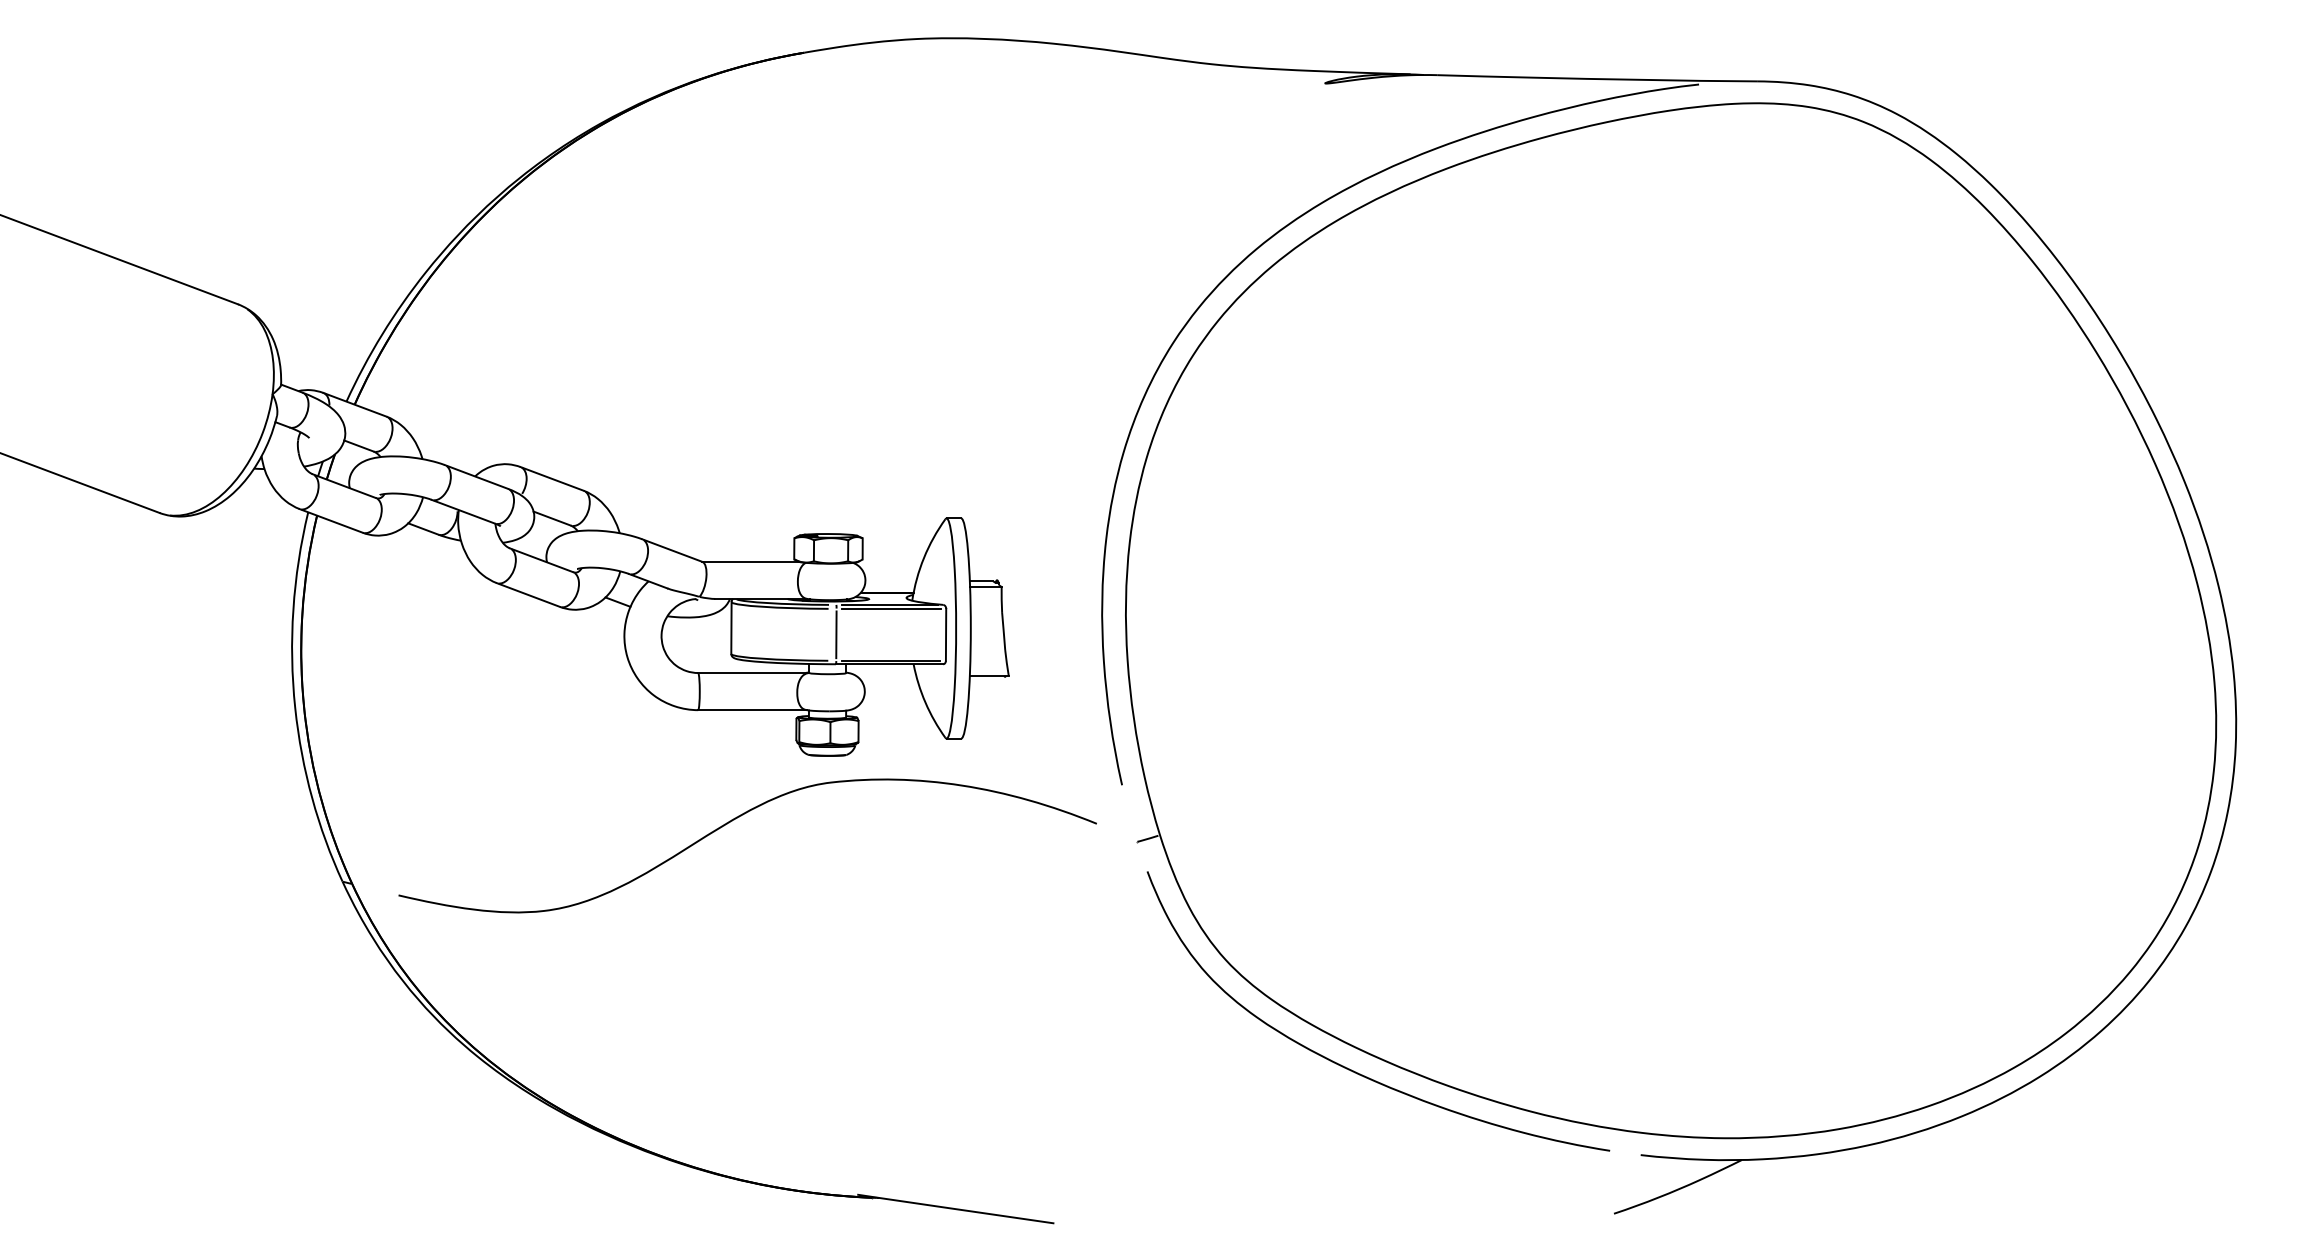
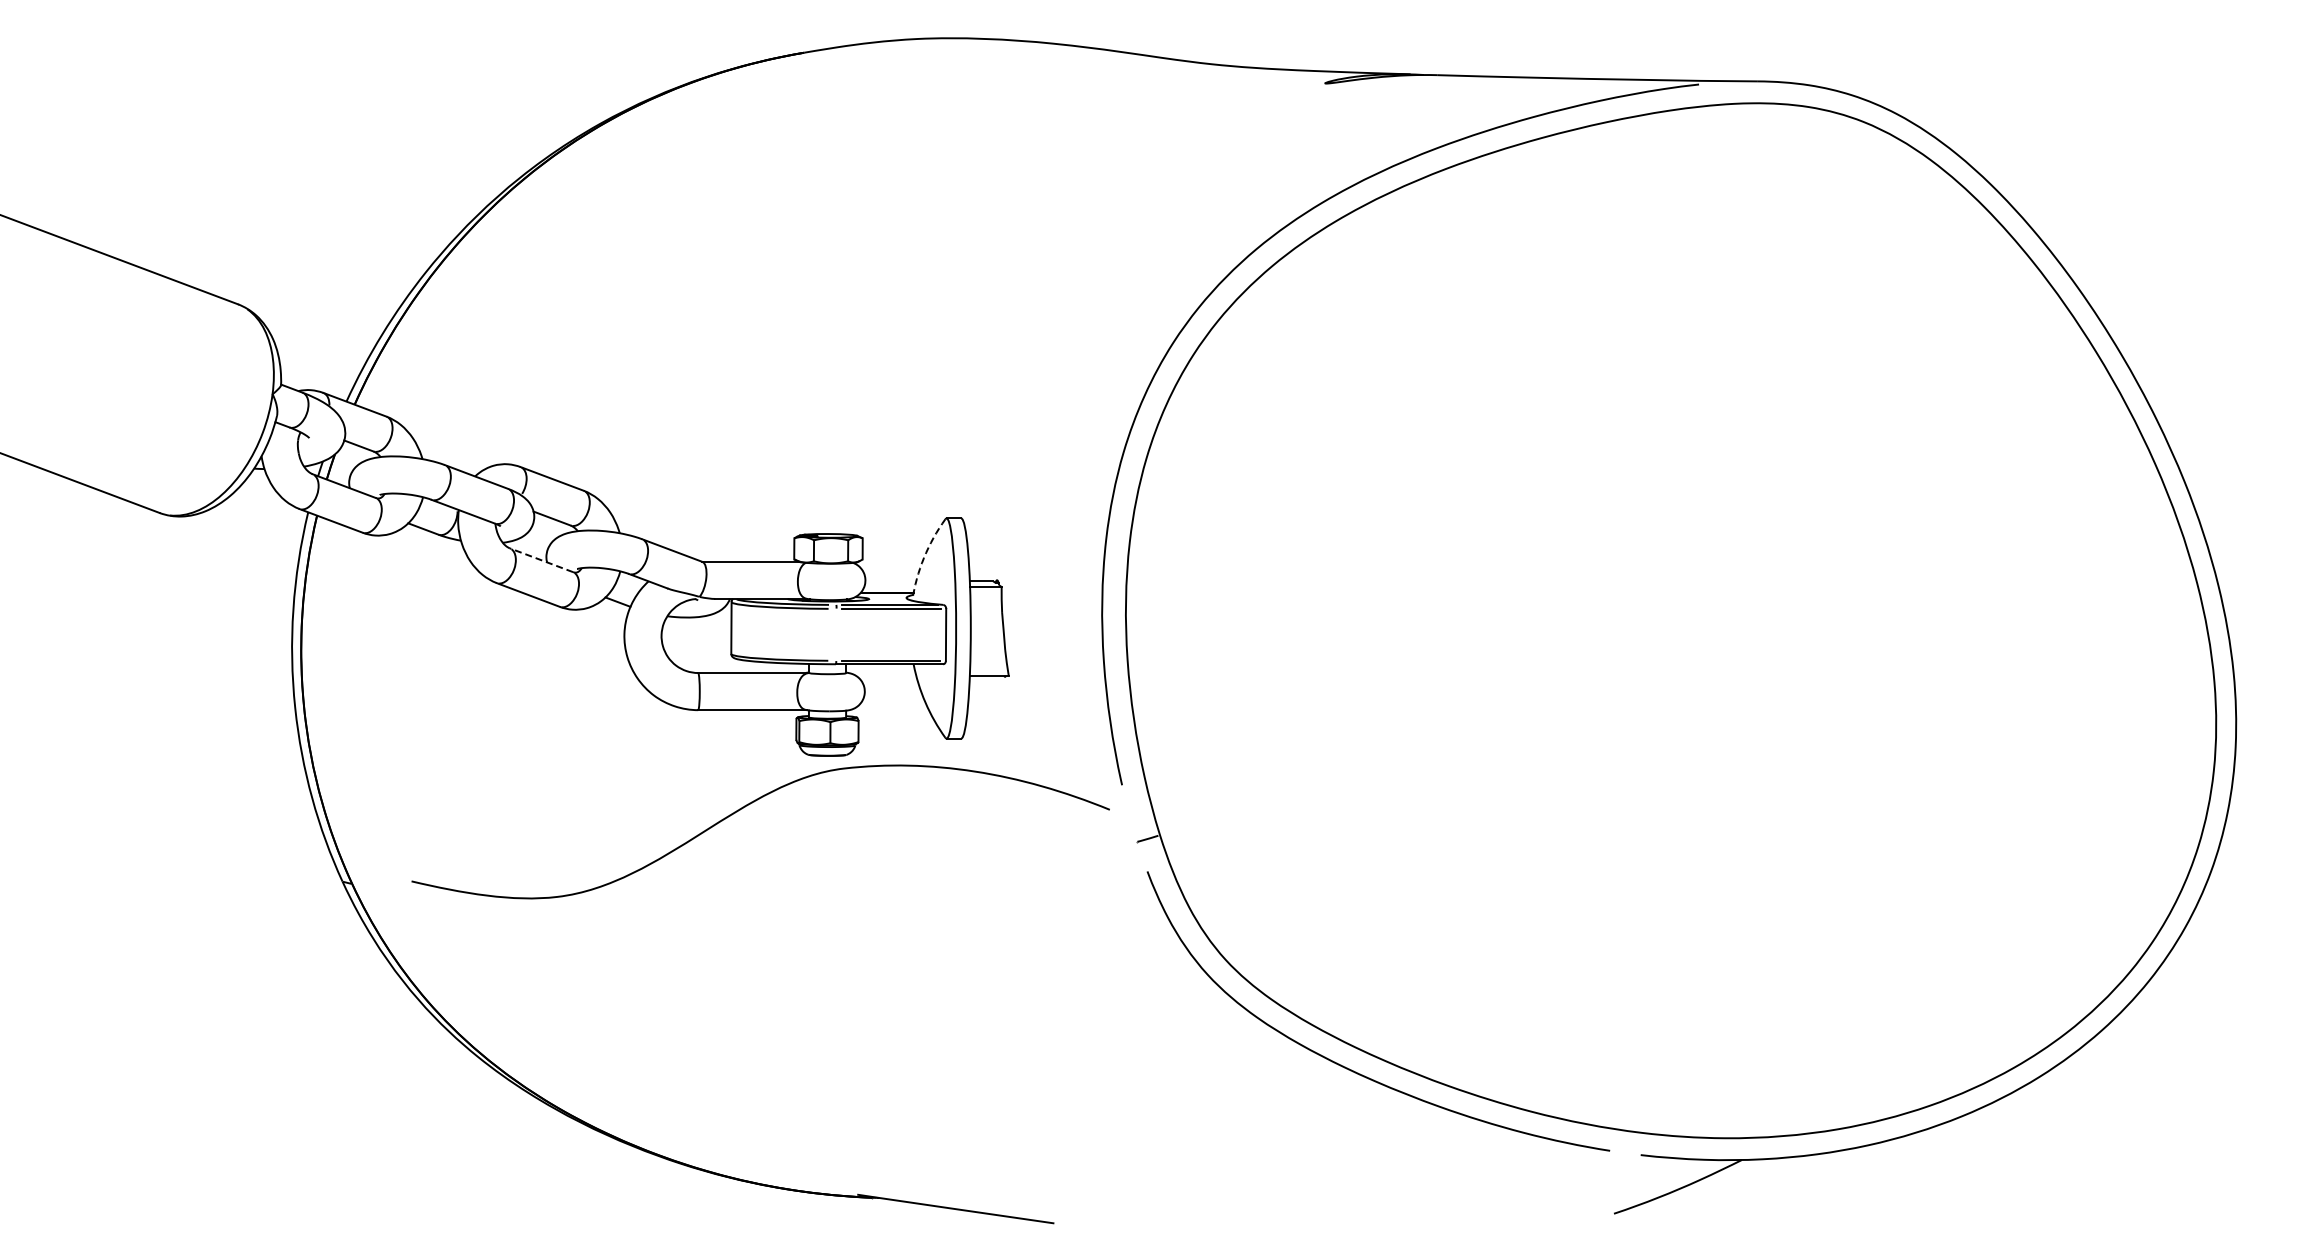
arc: solid -> dashed (923, 558)
line: solid -> dashed (541, 560)
line: present -> none (836, 634)
curve position: (734, 820) -> (747, 806) (747, 806)
